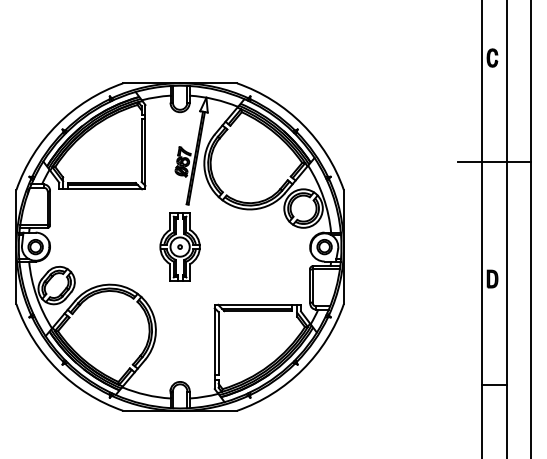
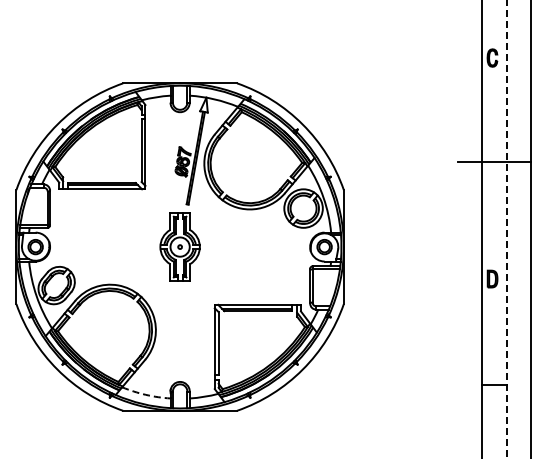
line: solid -> dashed (506, 229)
arc: solid -> dashed (145, 394)
